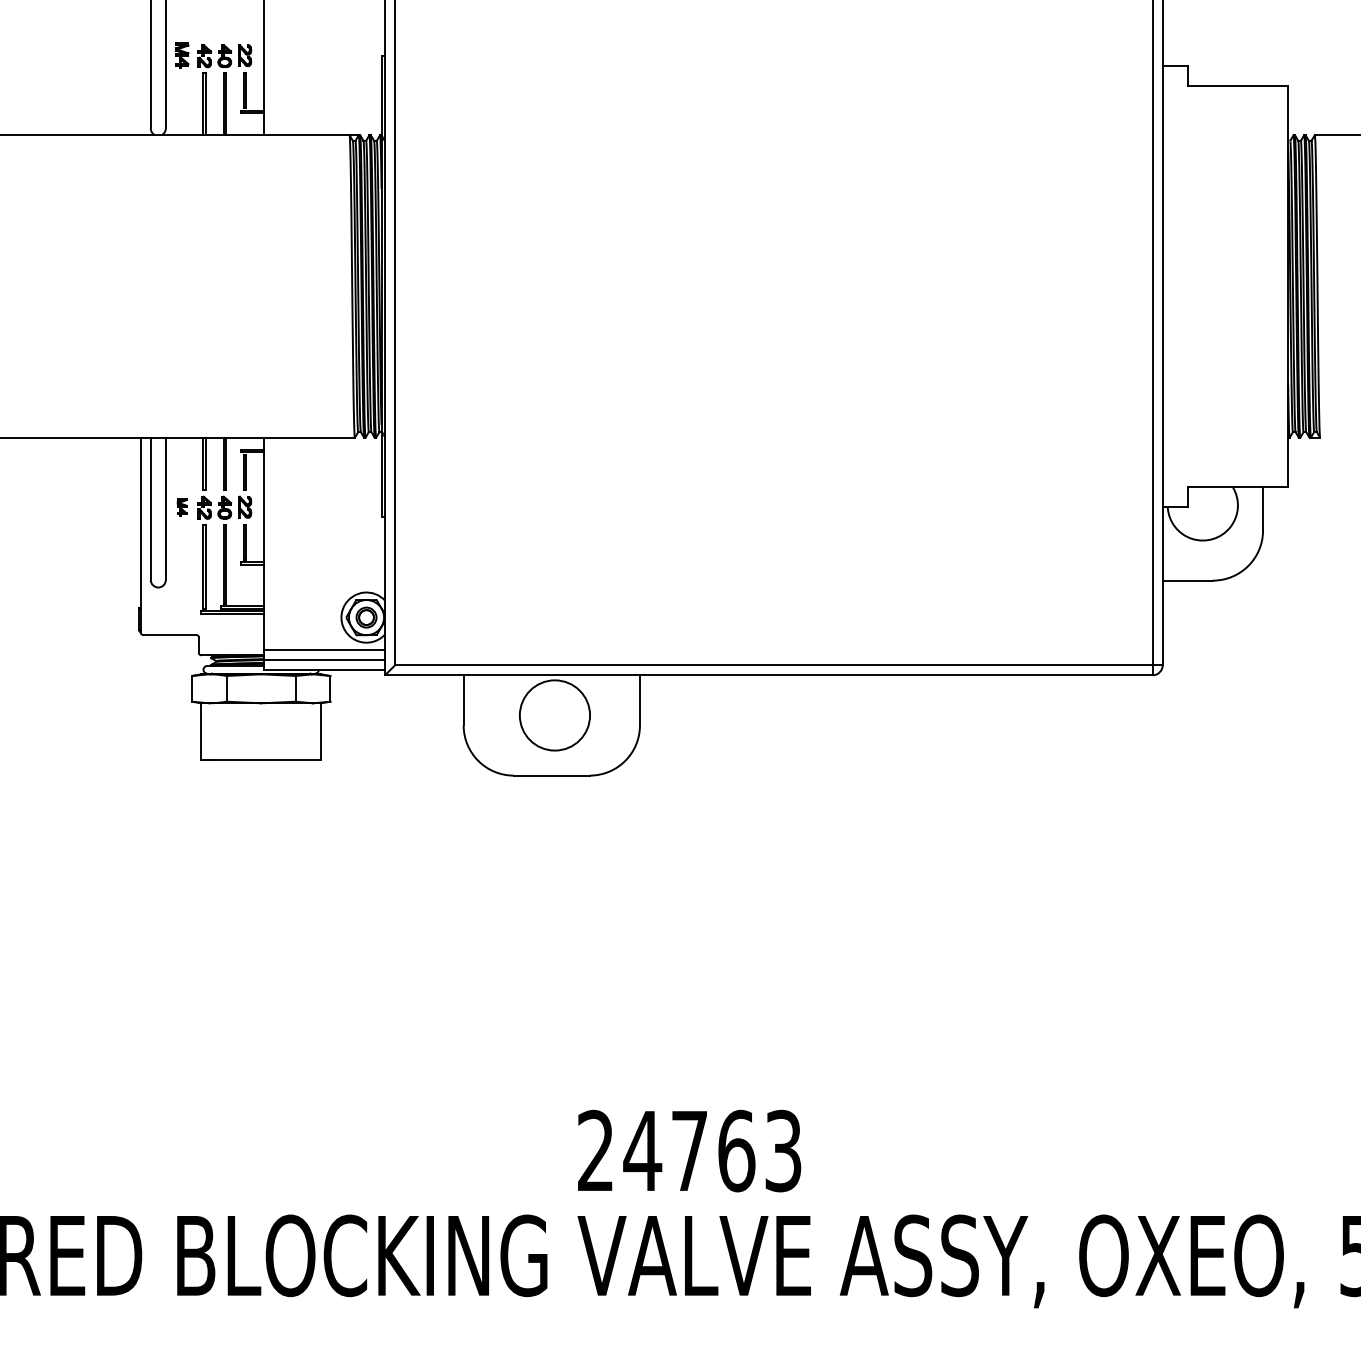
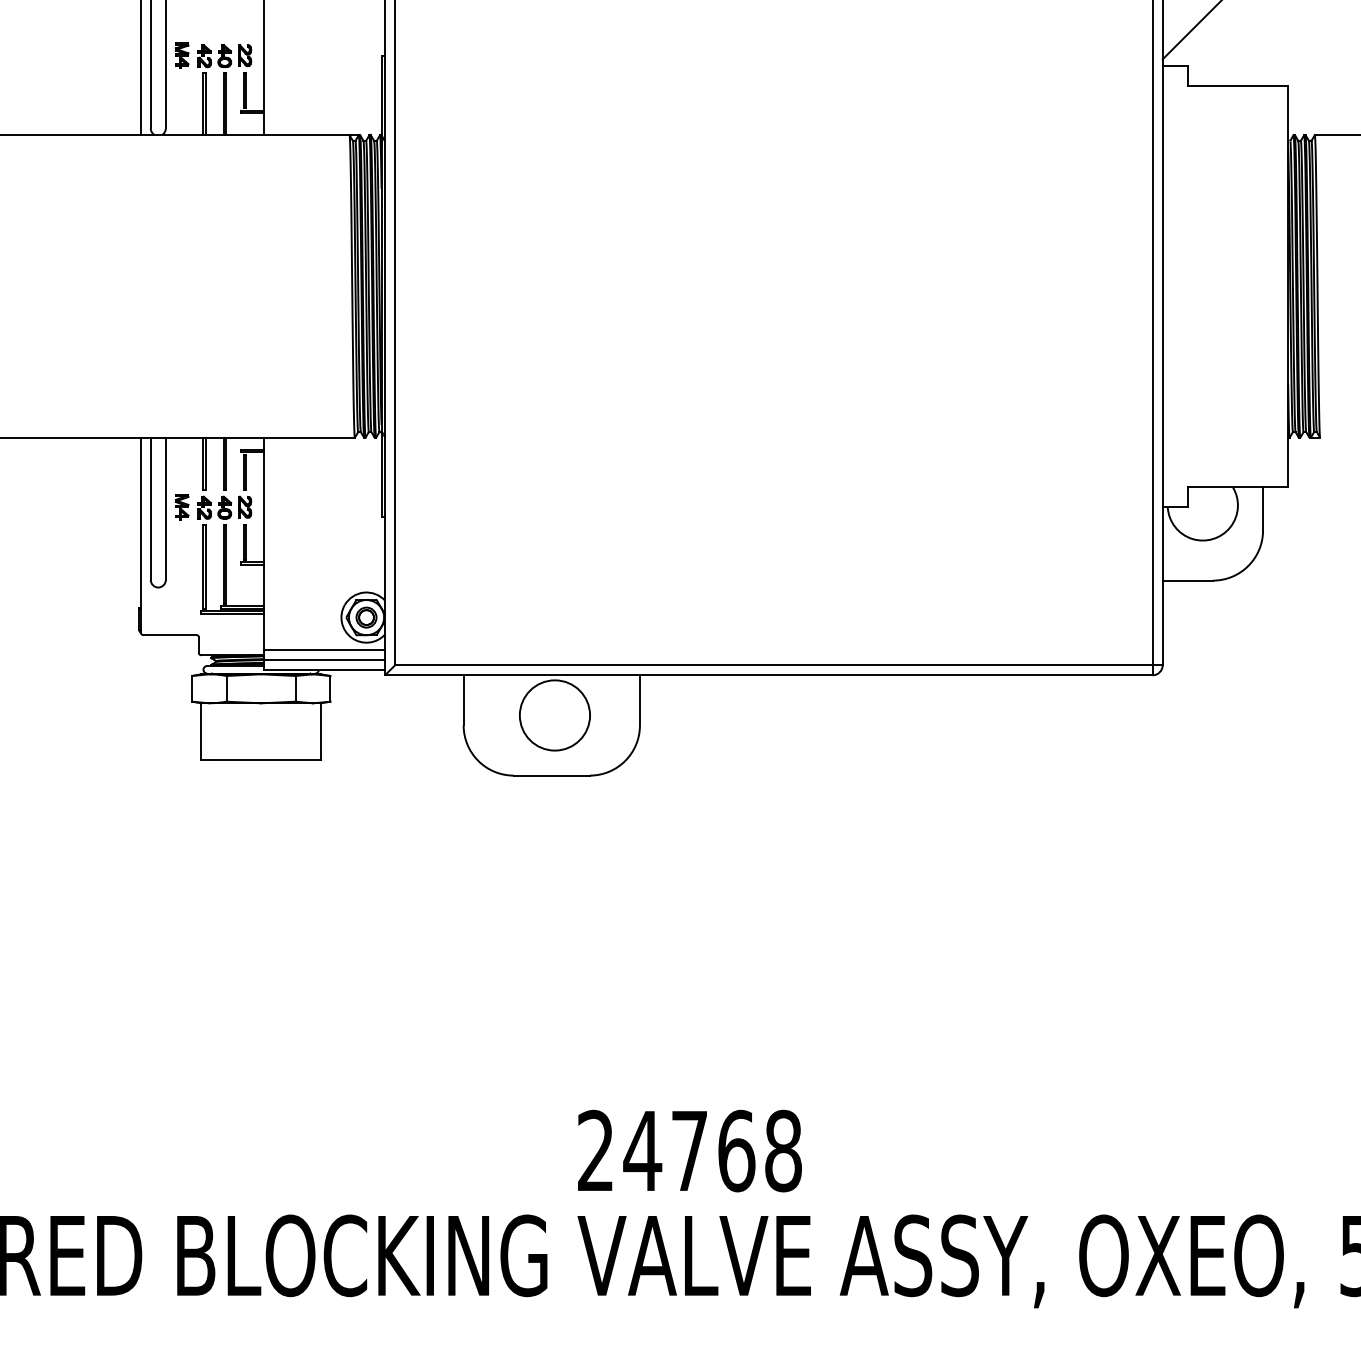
line: none -> present (1191, 30)
line: none -> present (140, 68)
part size: 12x19 px -> 16x27 px (181, 507)
text: 24763 -> 24768 (783, 1150)
